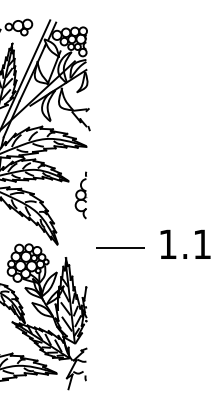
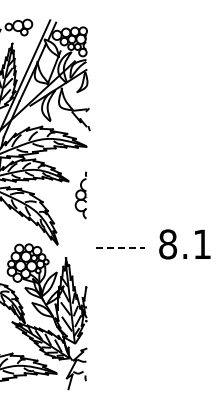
text: 1.1 -> 8.1 (168, 244)
line: solid -> dashed (120, 248)
